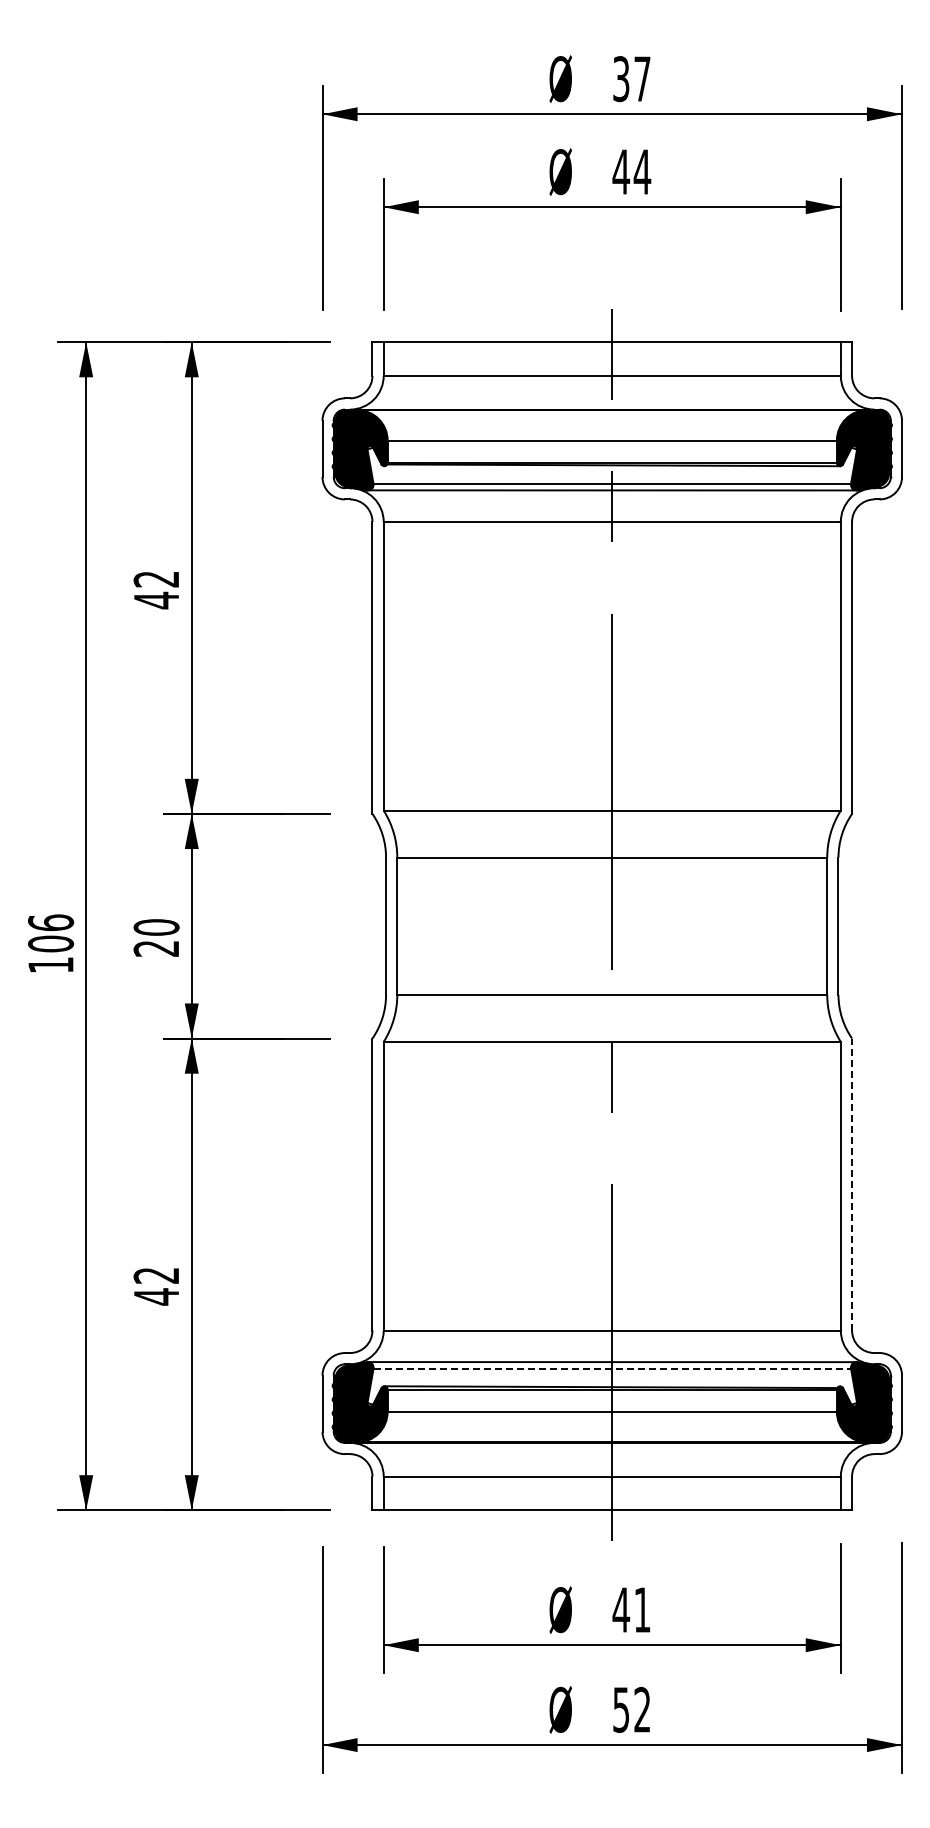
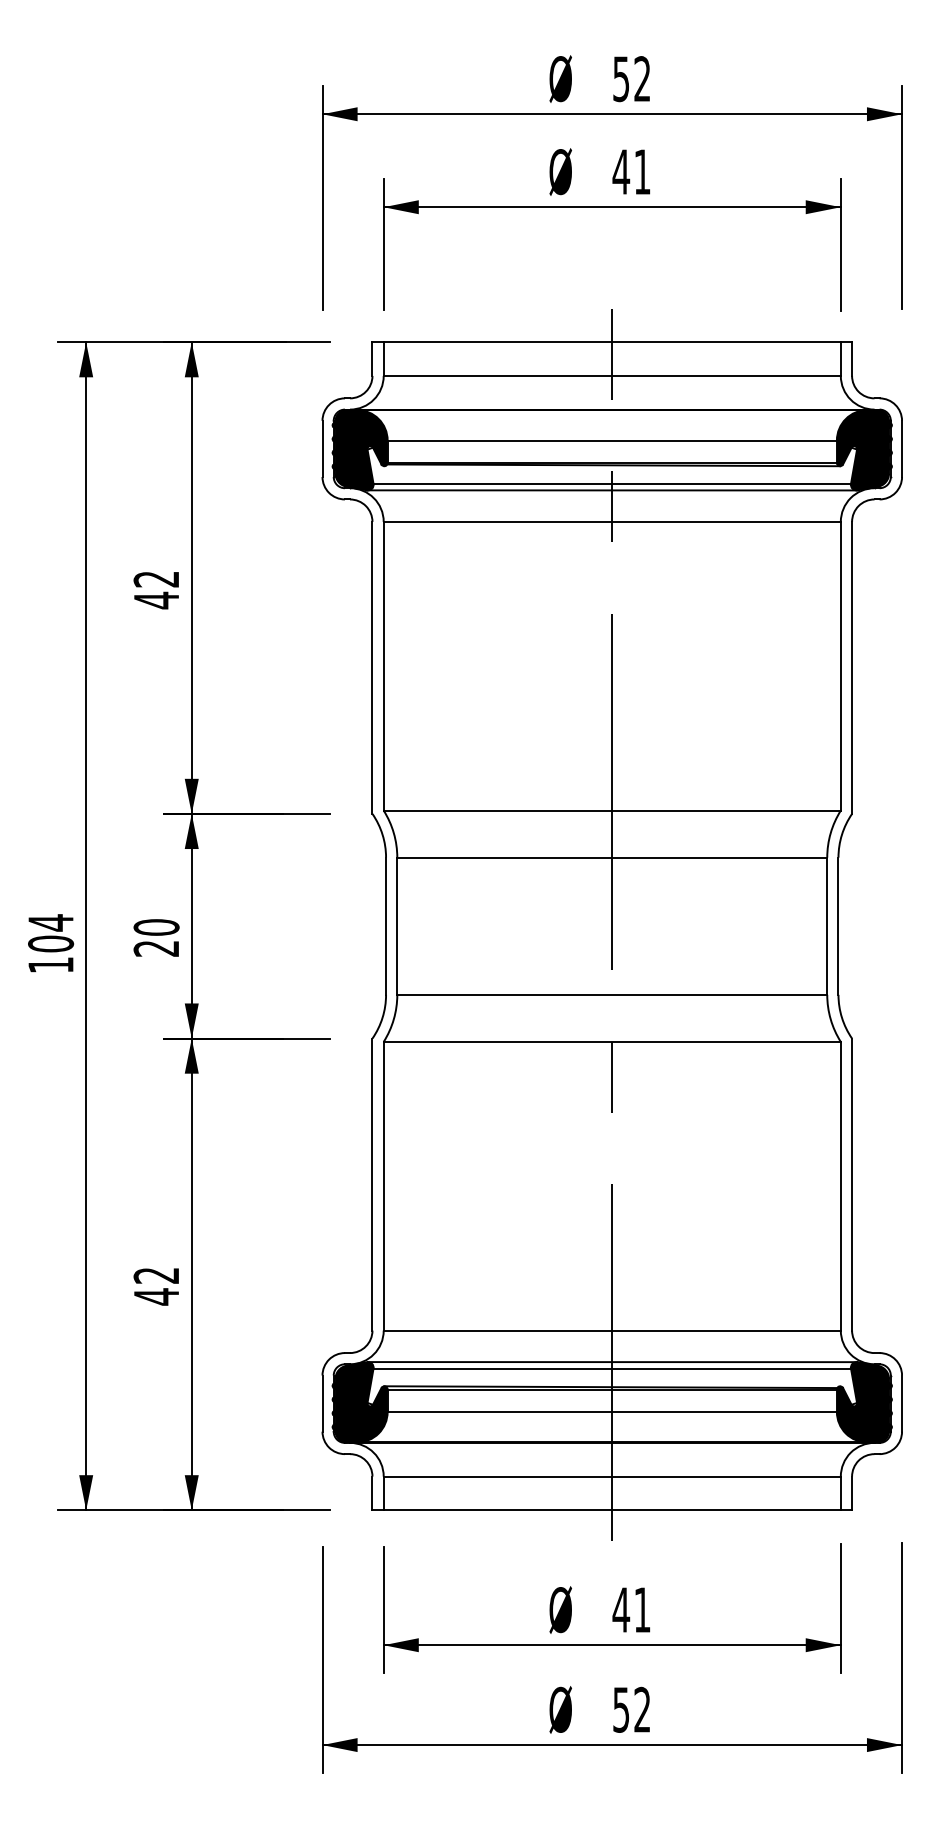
text: 37 -> 52 (631, 78)
text: 44 -> 41 (642, 171)
text: 106 -> 104 (51, 922)
line: dashed -> solid (852, 1184)
line: dashed -> solid (612, 1368)
